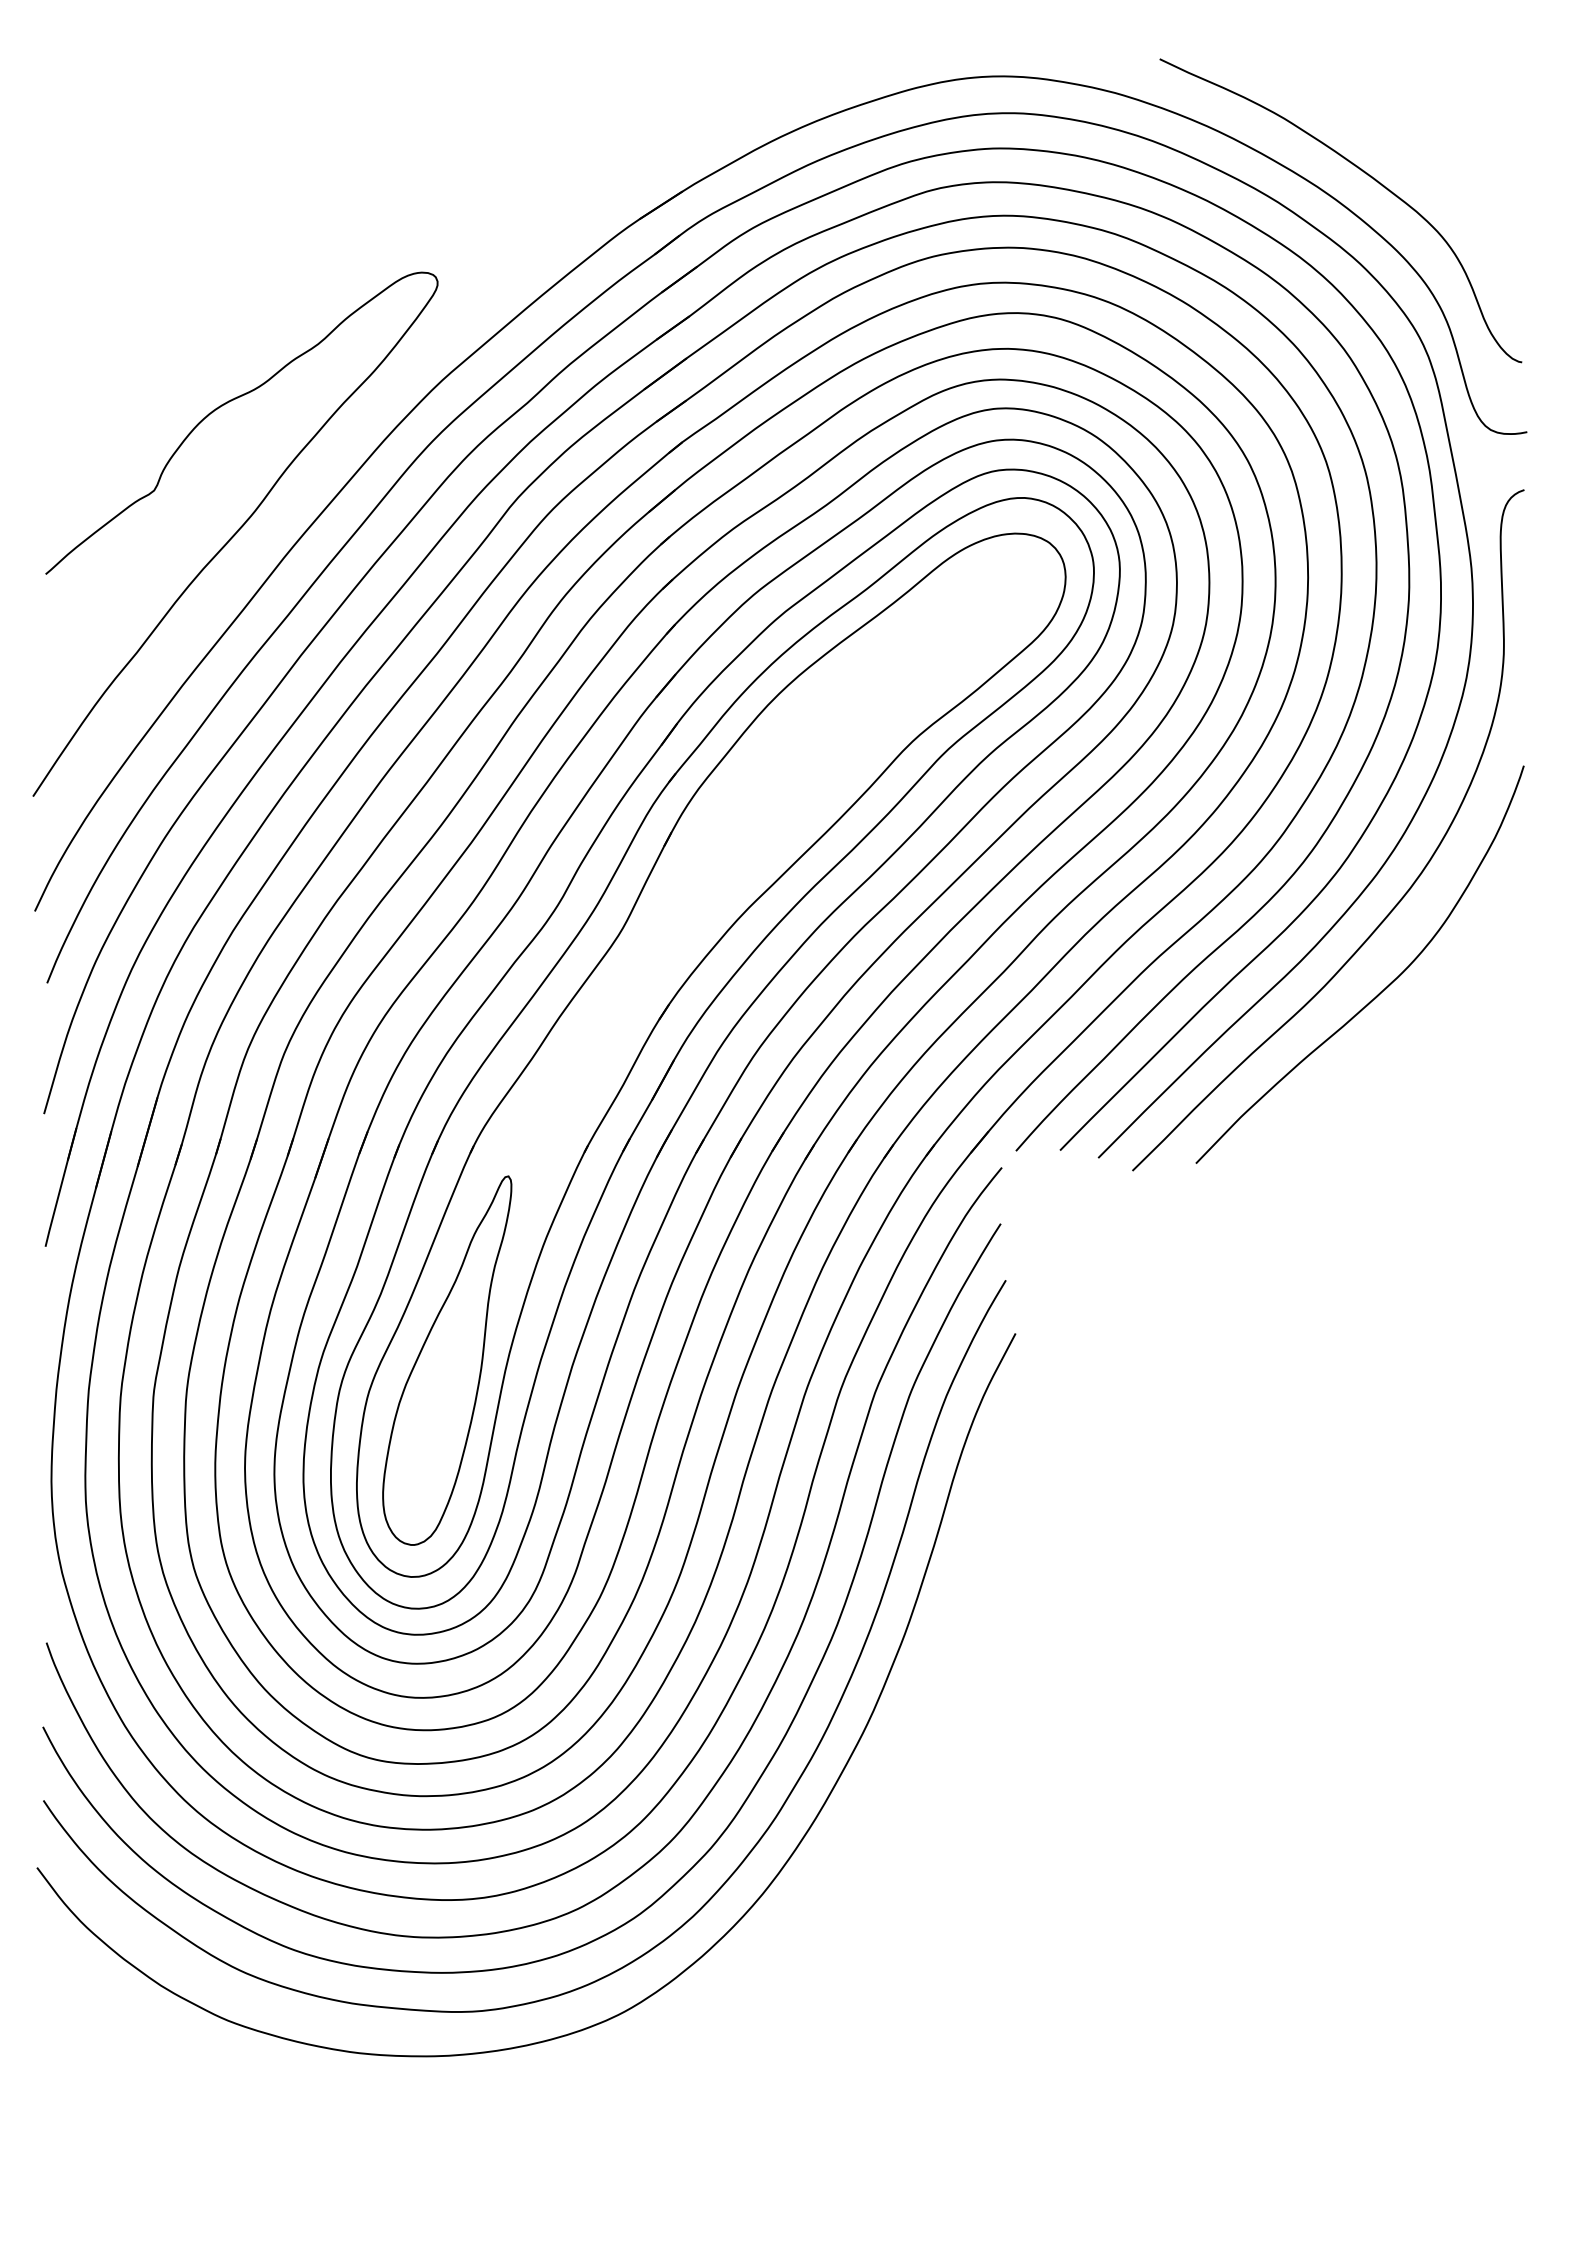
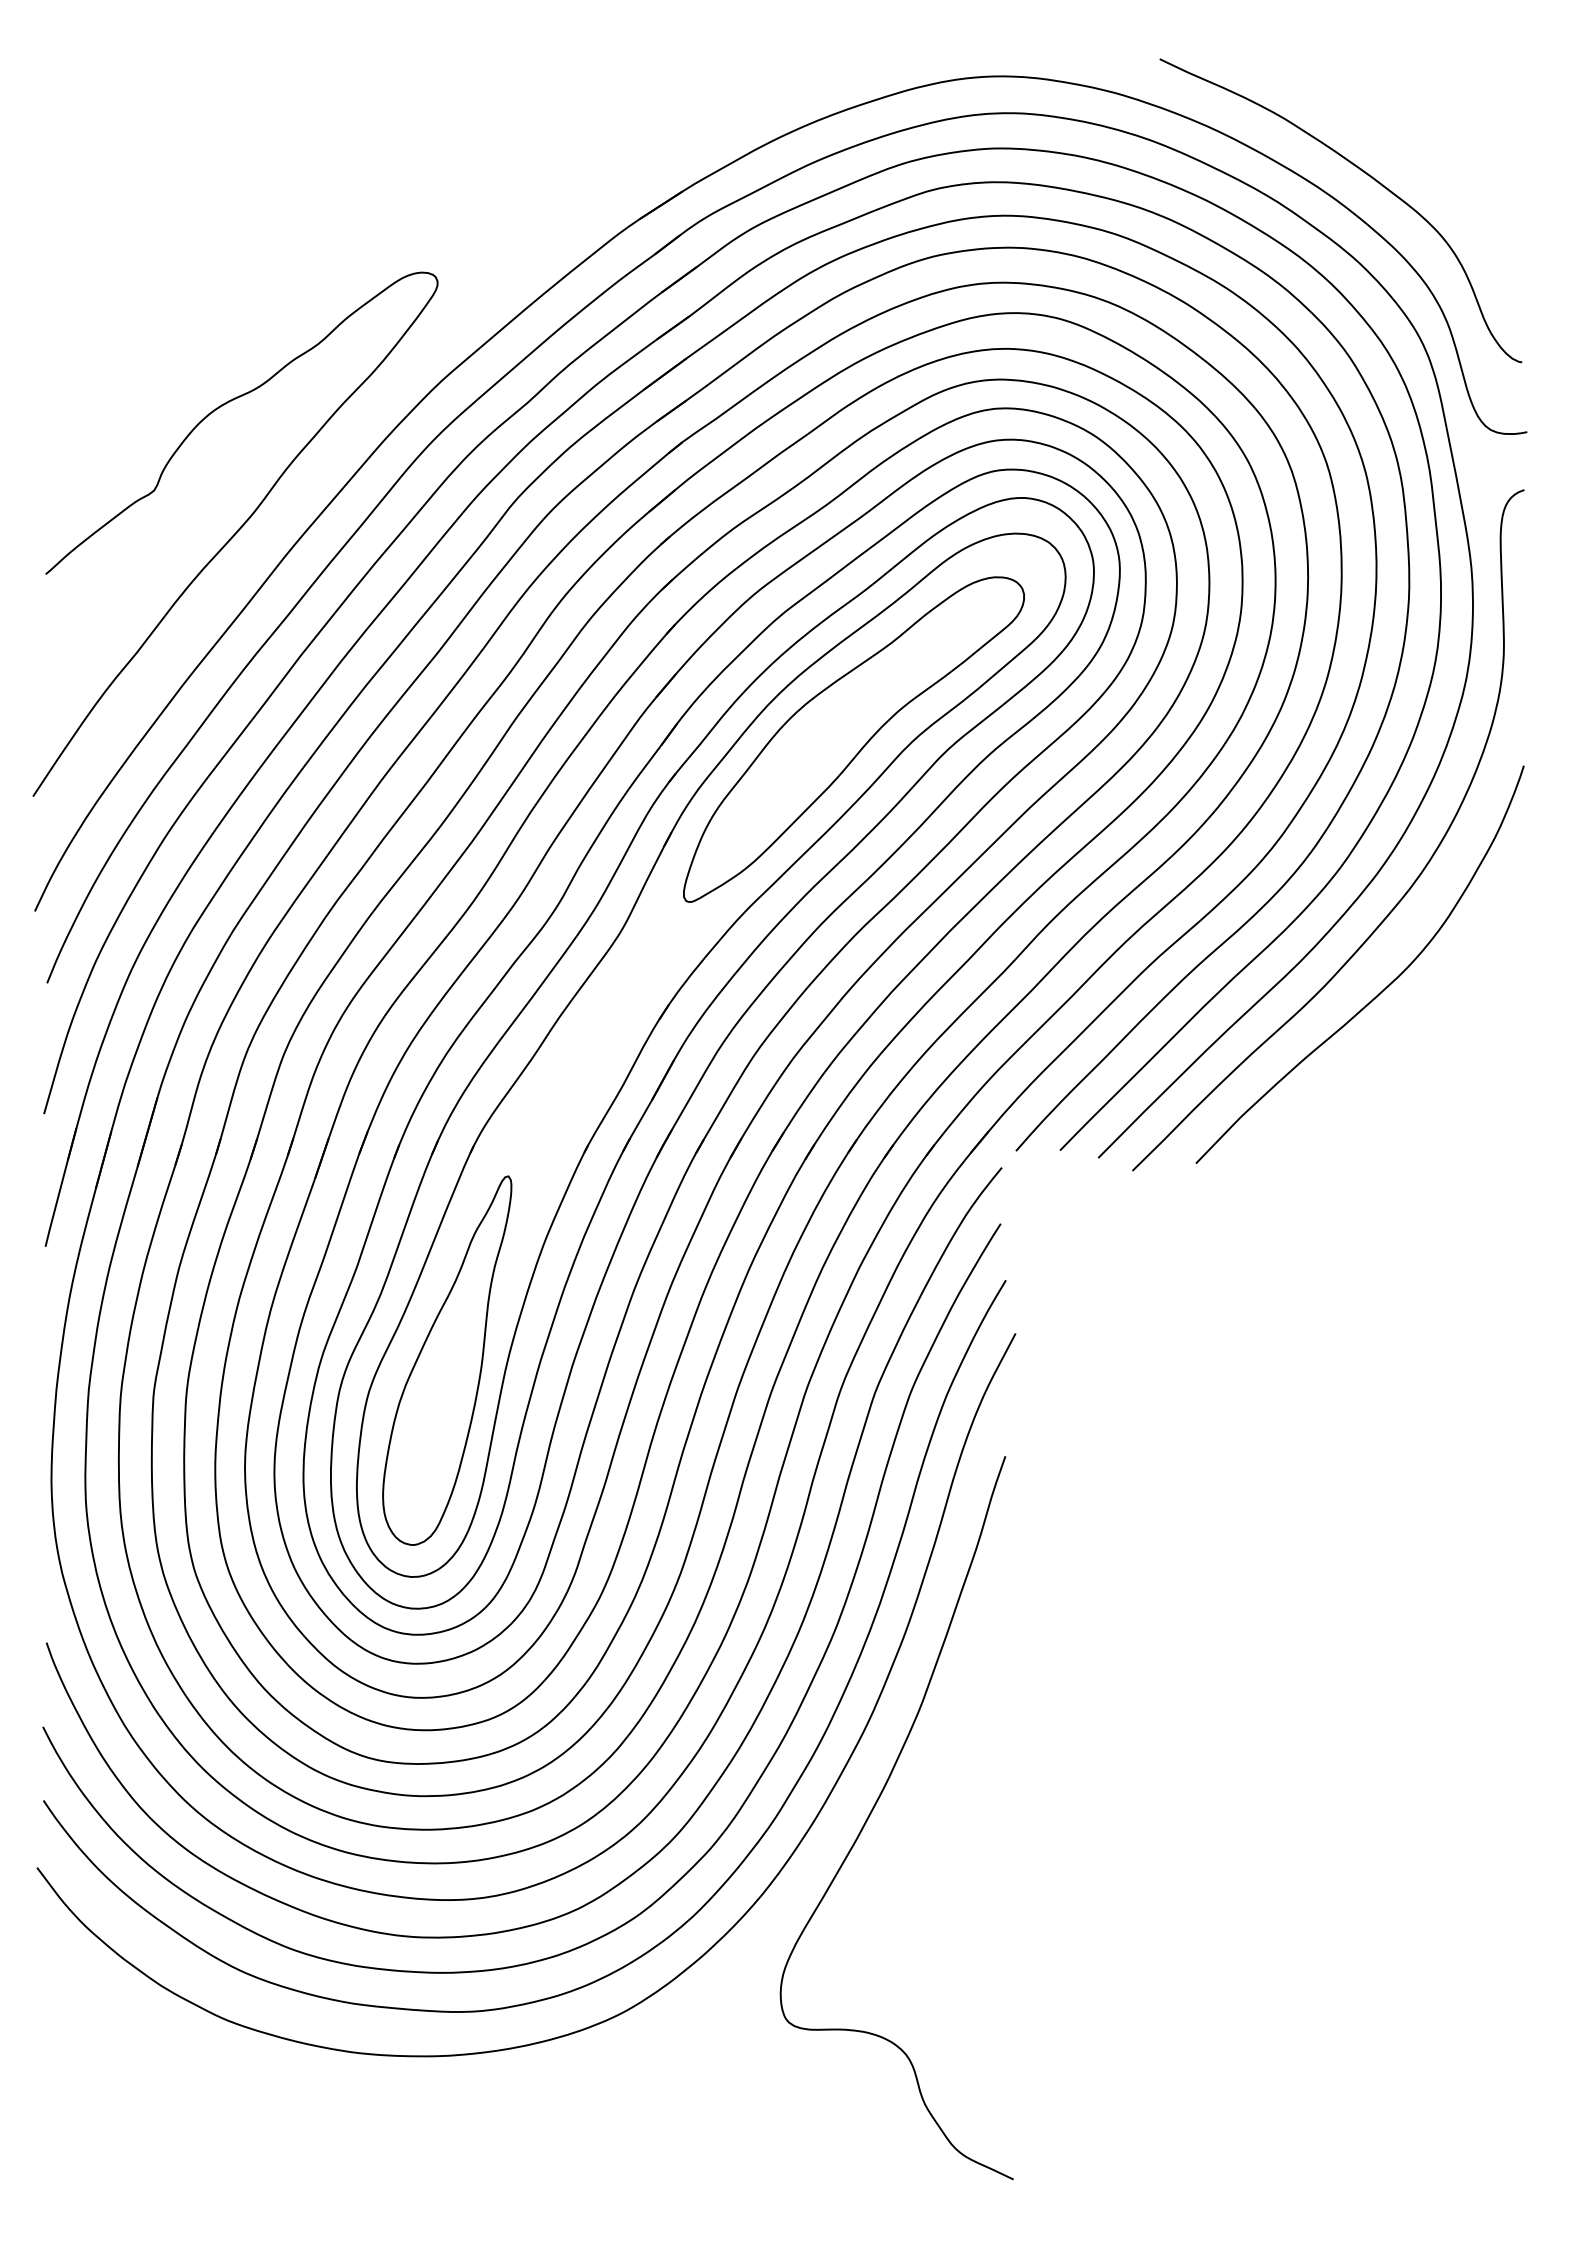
part: none -> present (853, 739)
curve: none -> present (874, 1808)
